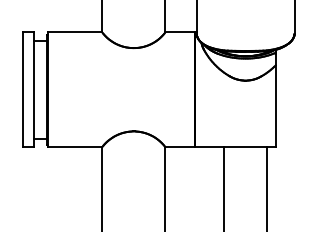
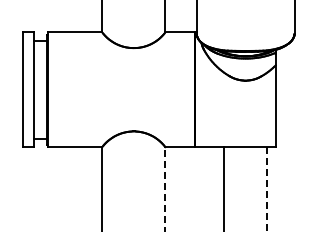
line: solid -> dashed (165, 189)
line: solid -> dashed (267, 189)
